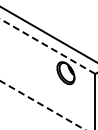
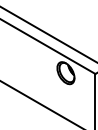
line: dashed -> solid (47, 46)
line: dashed -> solid (42, 105)
